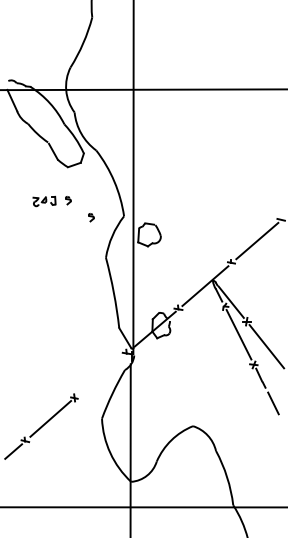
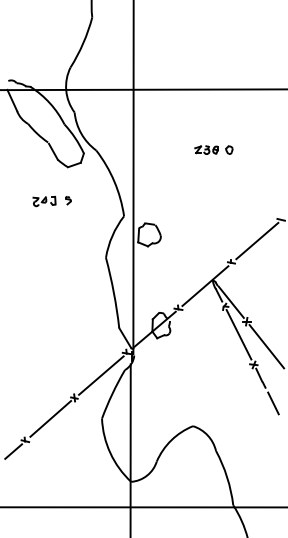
part: none -> present (213, 149)
part: present -> none (91, 217)
line: none -> present (101, 375)
